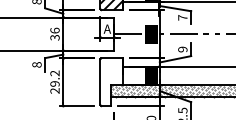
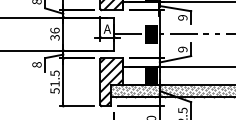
text: 7 -> 9 (182, 17)
text: 29.2 -> 51.5 (54, 81)
hatch: none -> present (111, 82)
